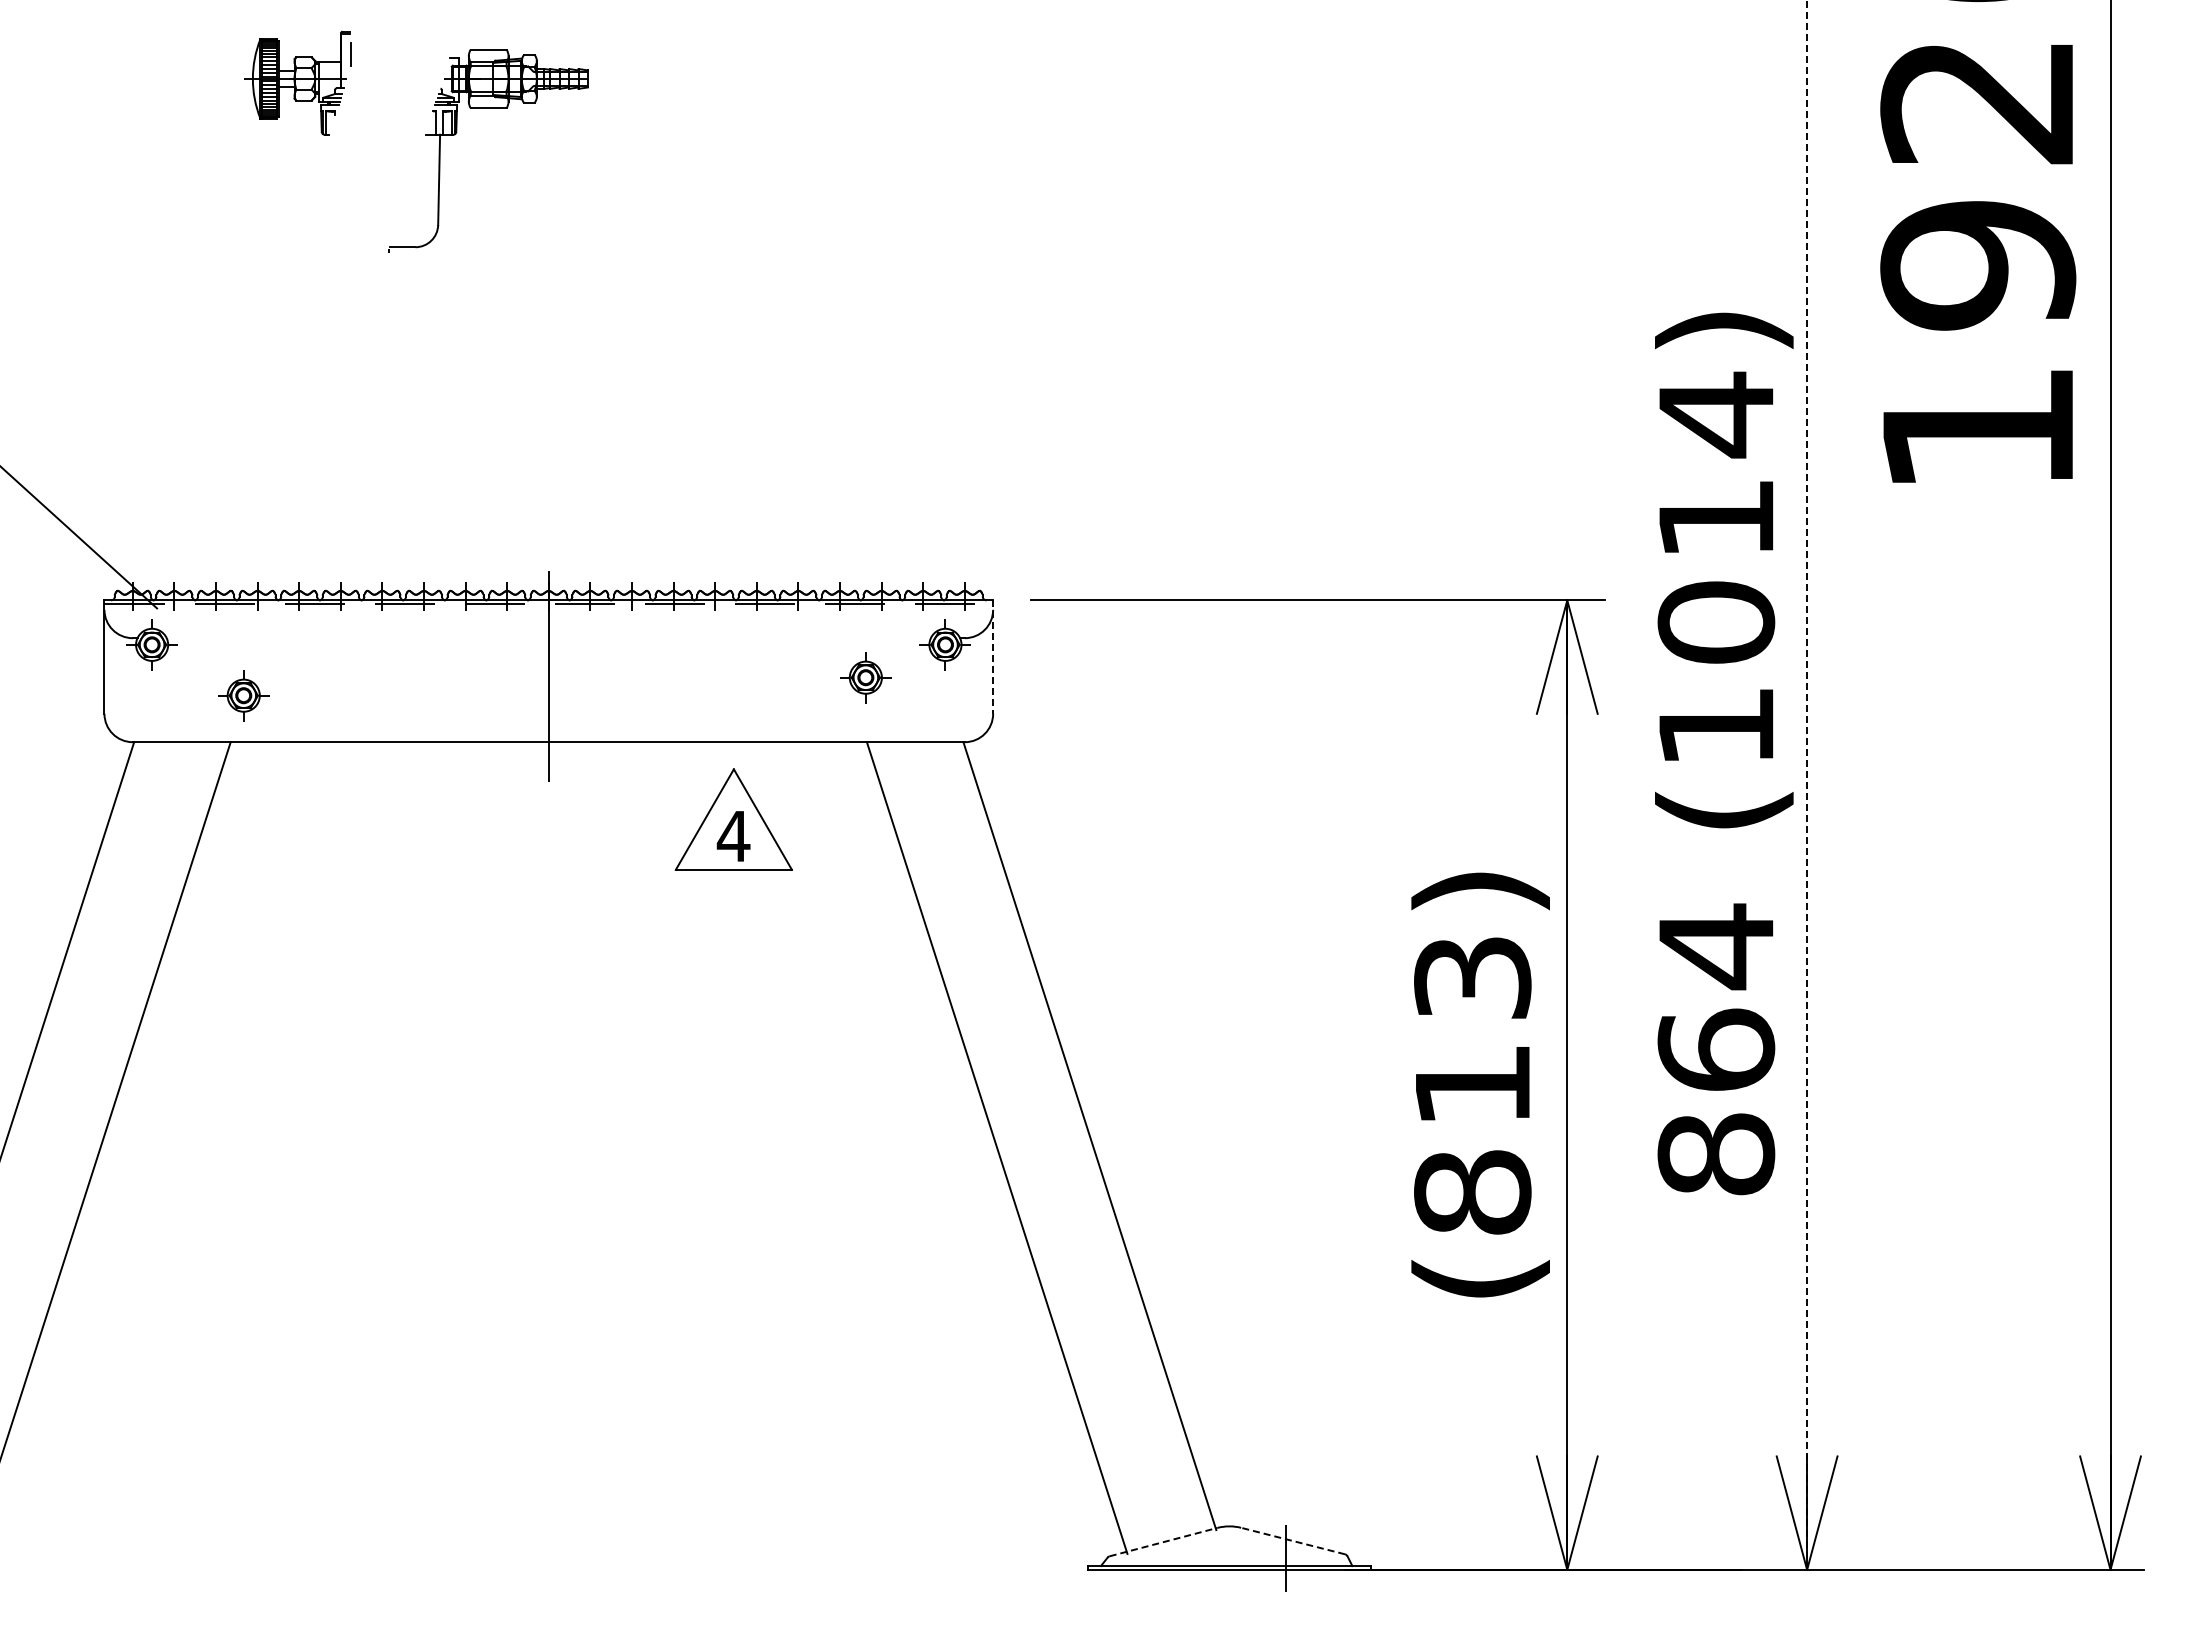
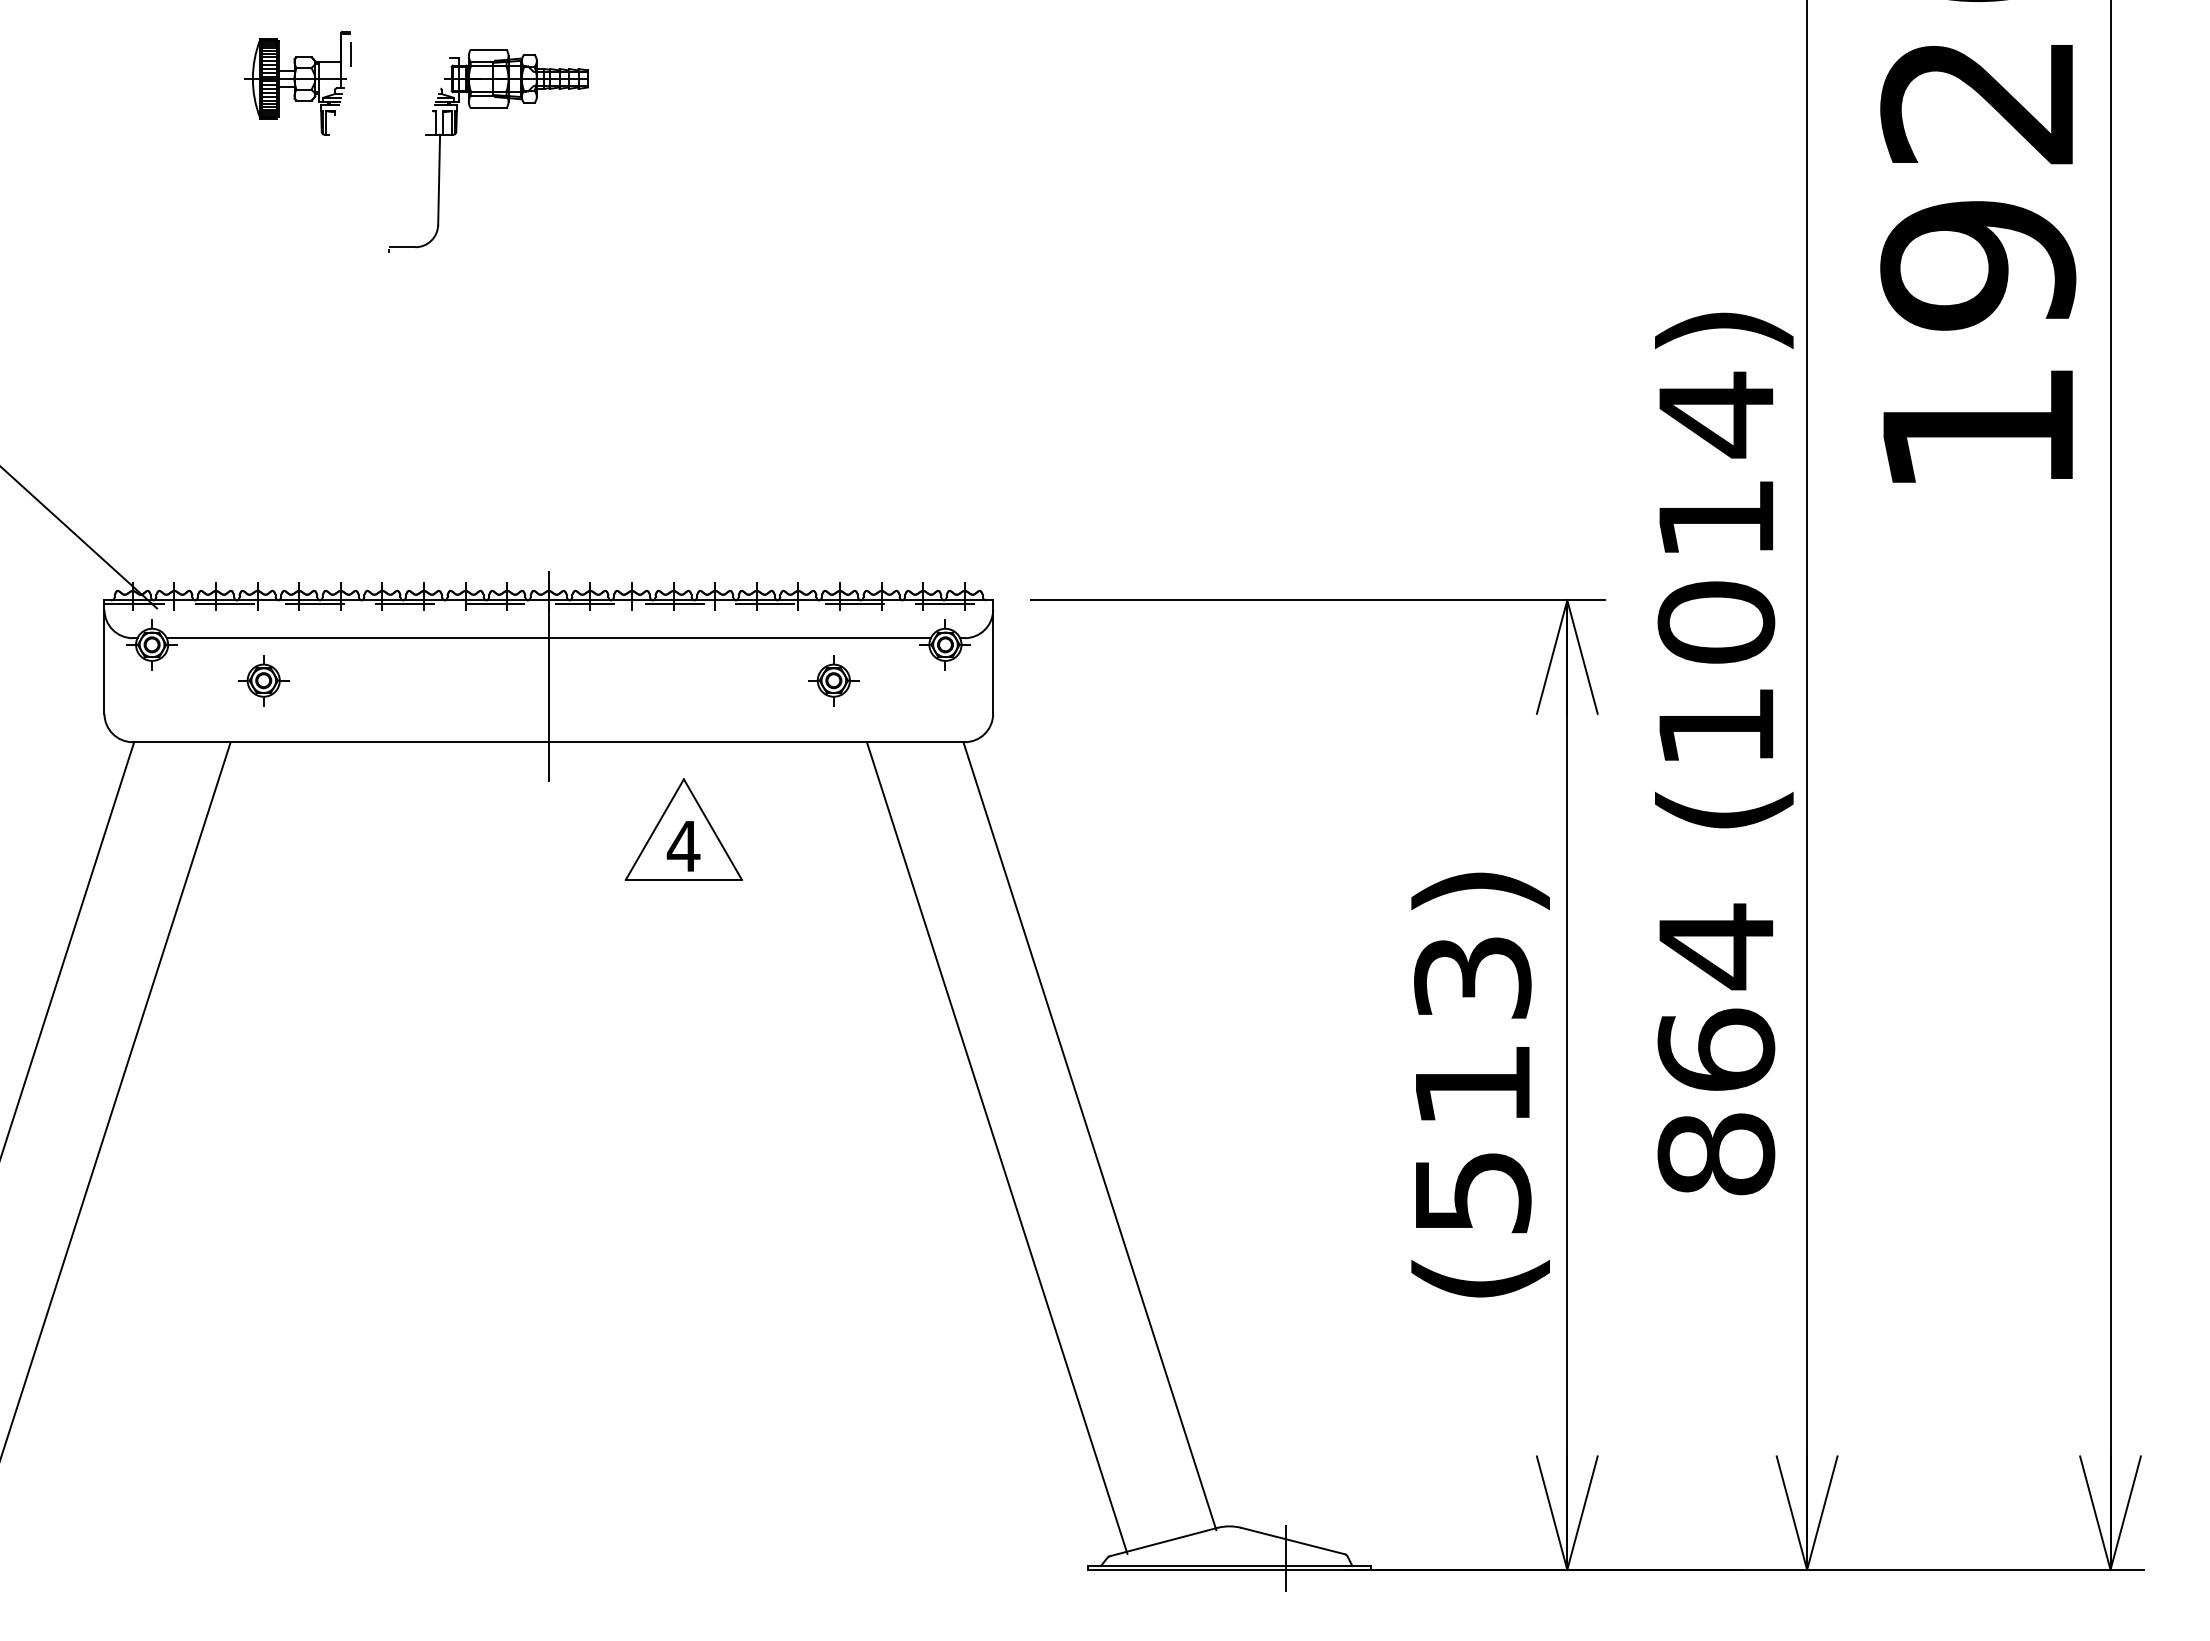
line: none -> present (548, 638)
line: dashed -> solid (993, 657)
part position: (865, 677) -> (833, 680) (833, 680)
part position: (243, 695) -> (263, 680) (263, 680)
line: dashed -> solid (1807, 785)
part position: (733, 819) -> (683, 829) (683, 829)
text: (813) -> (513) (1472, 1192)
line: dashed -> solid (1293, 1541)
line: dashed -> solid (1163, 1542)
